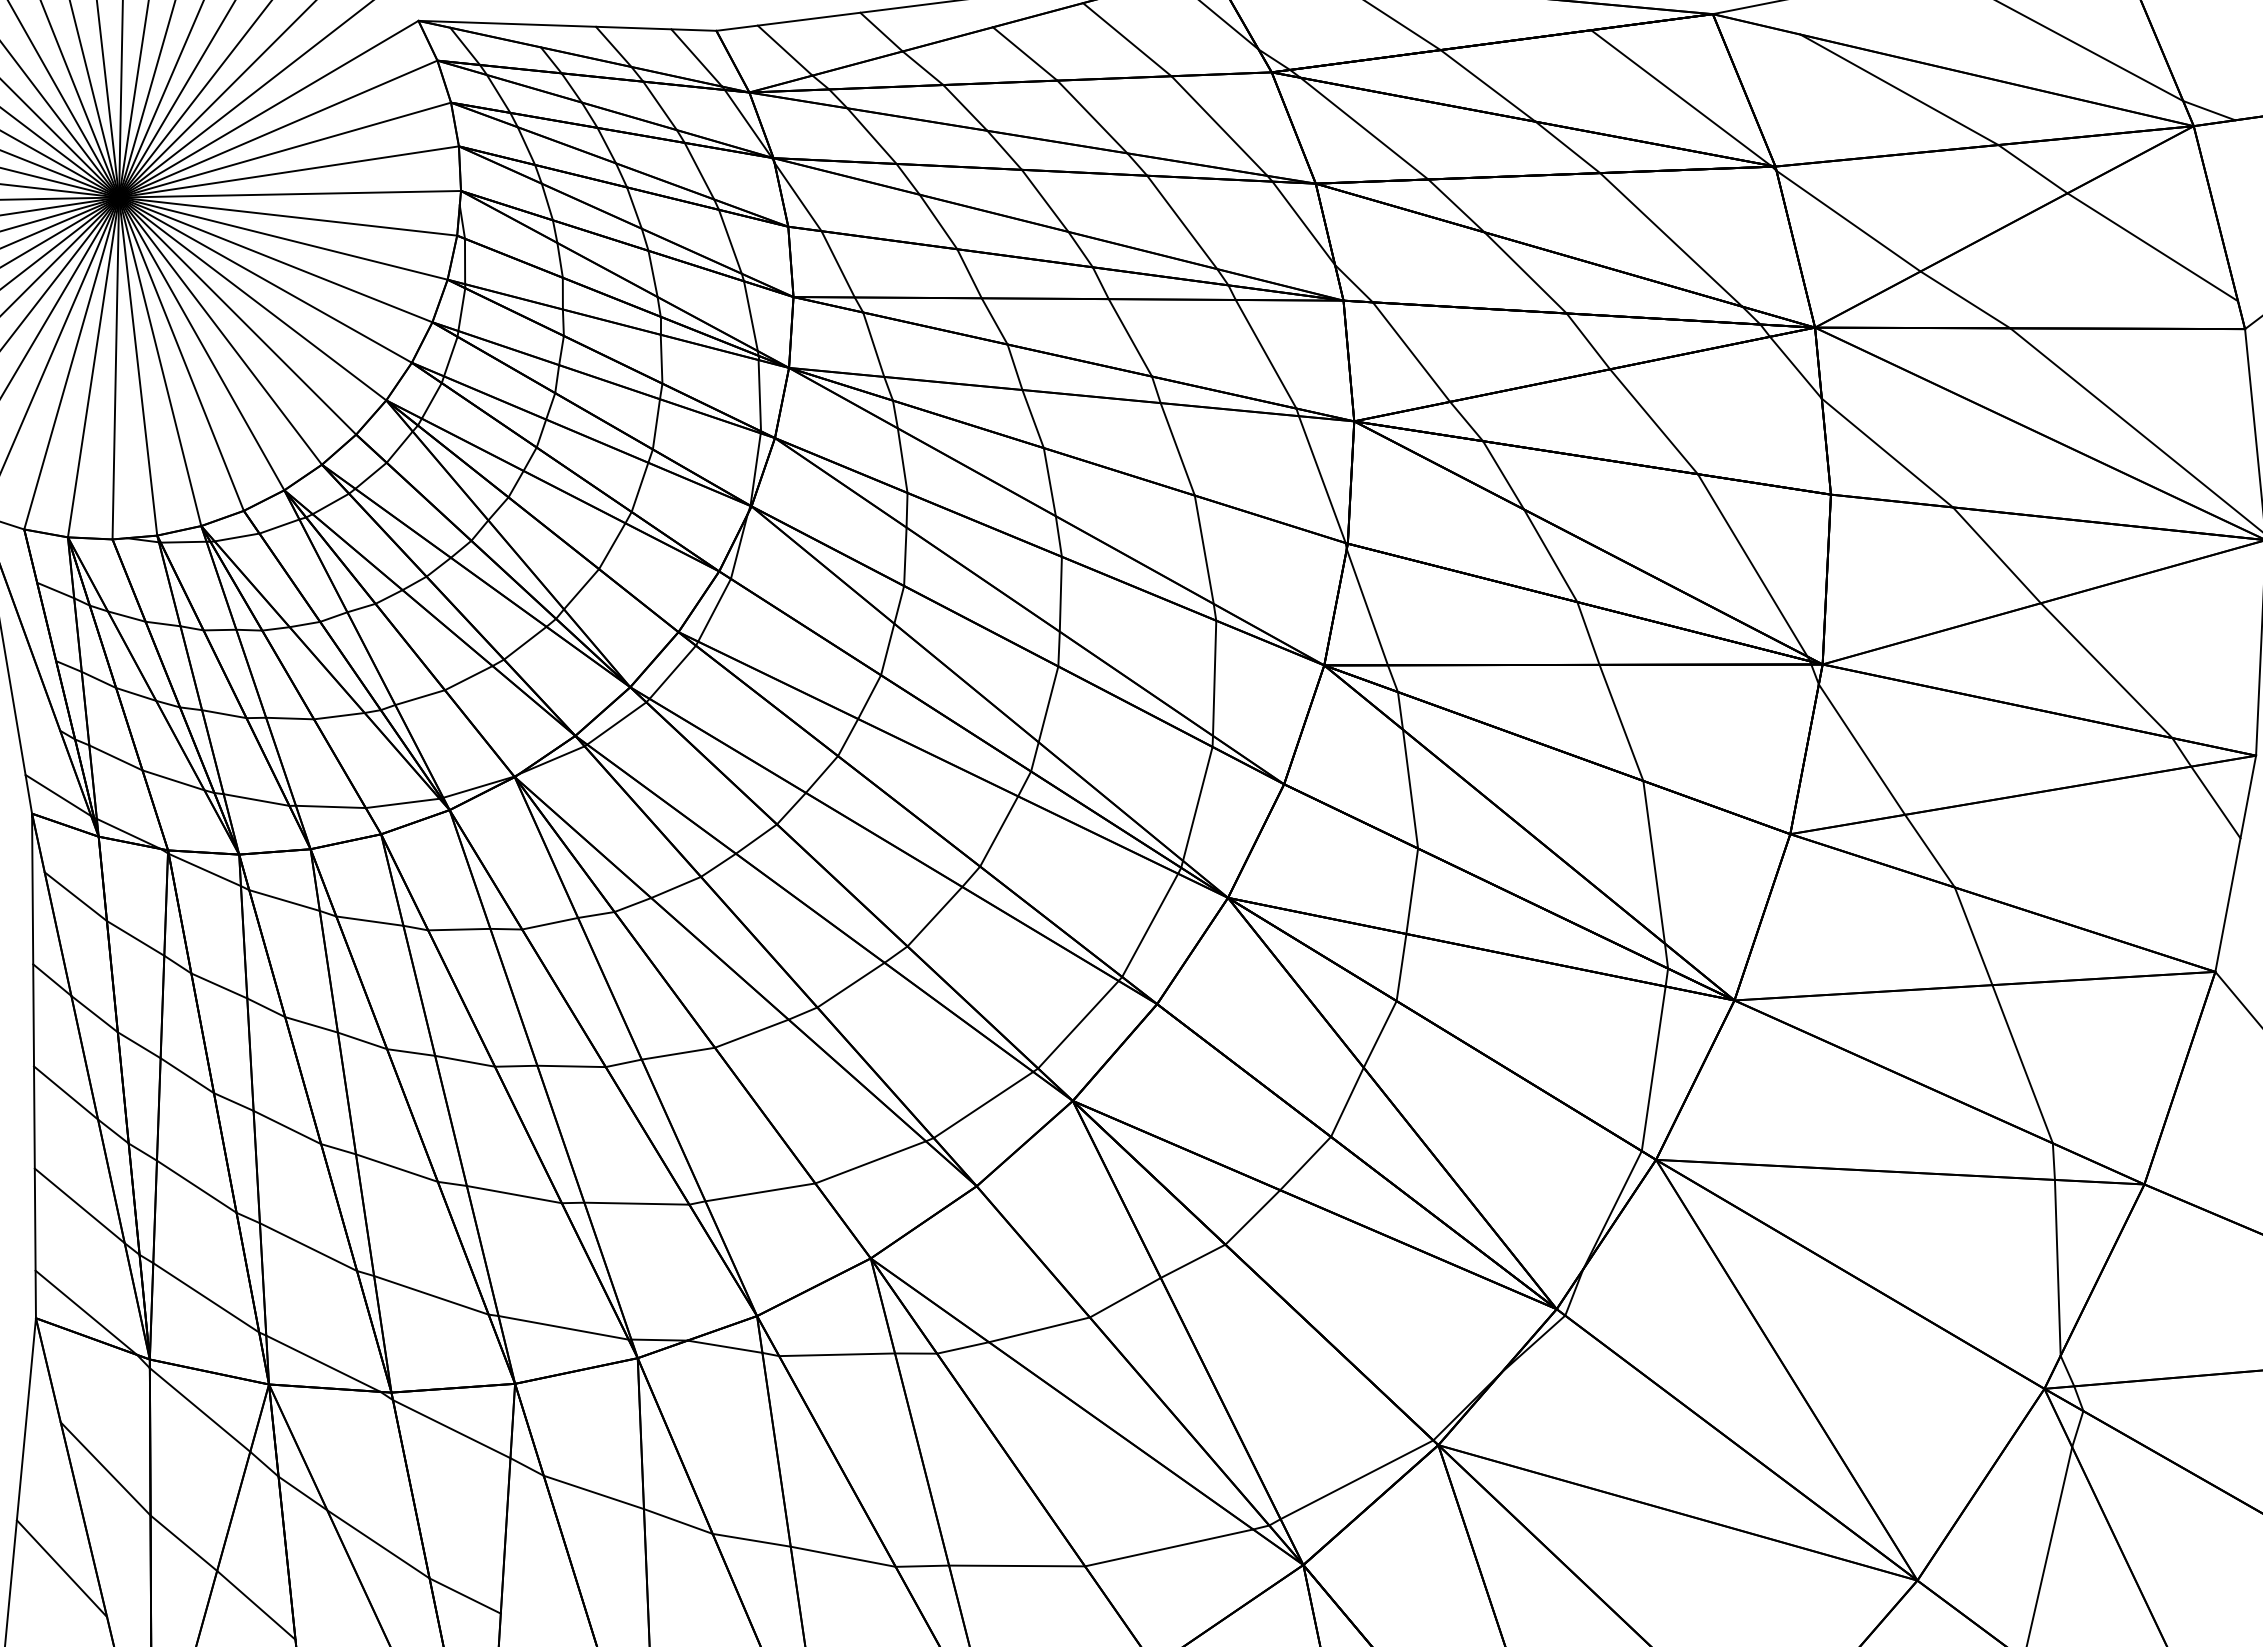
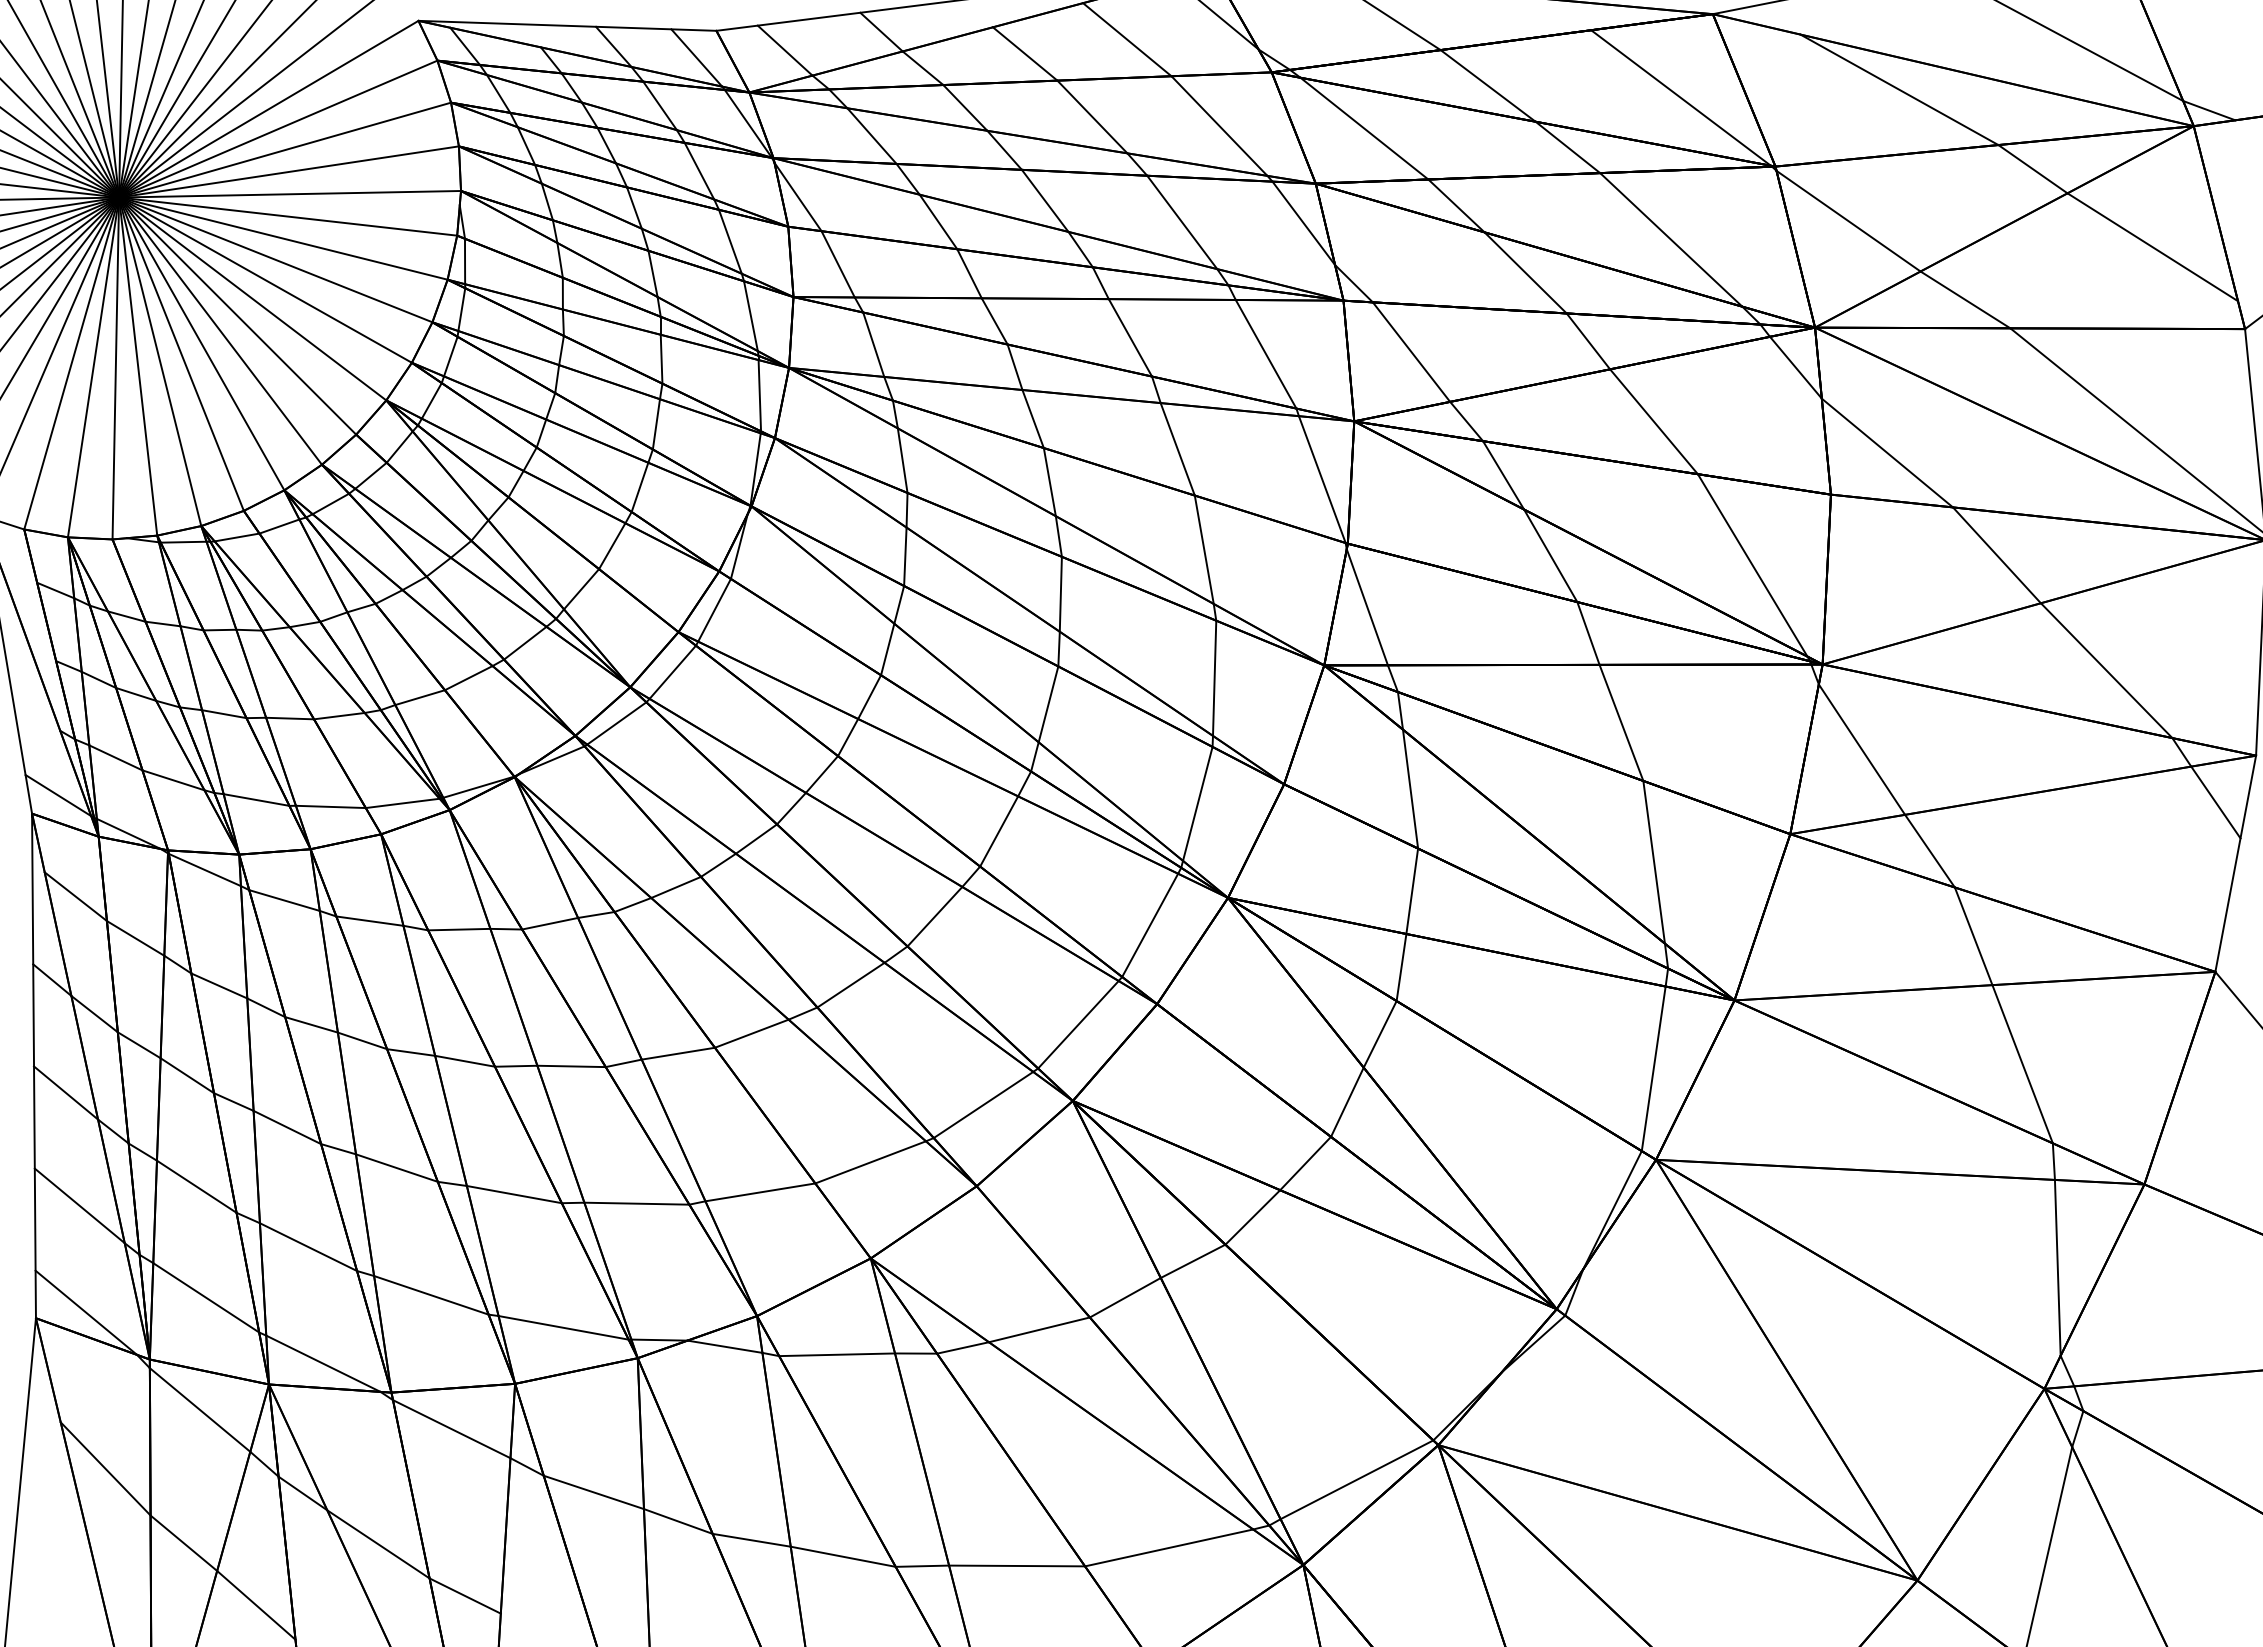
line: present -> none (61, 1568)
